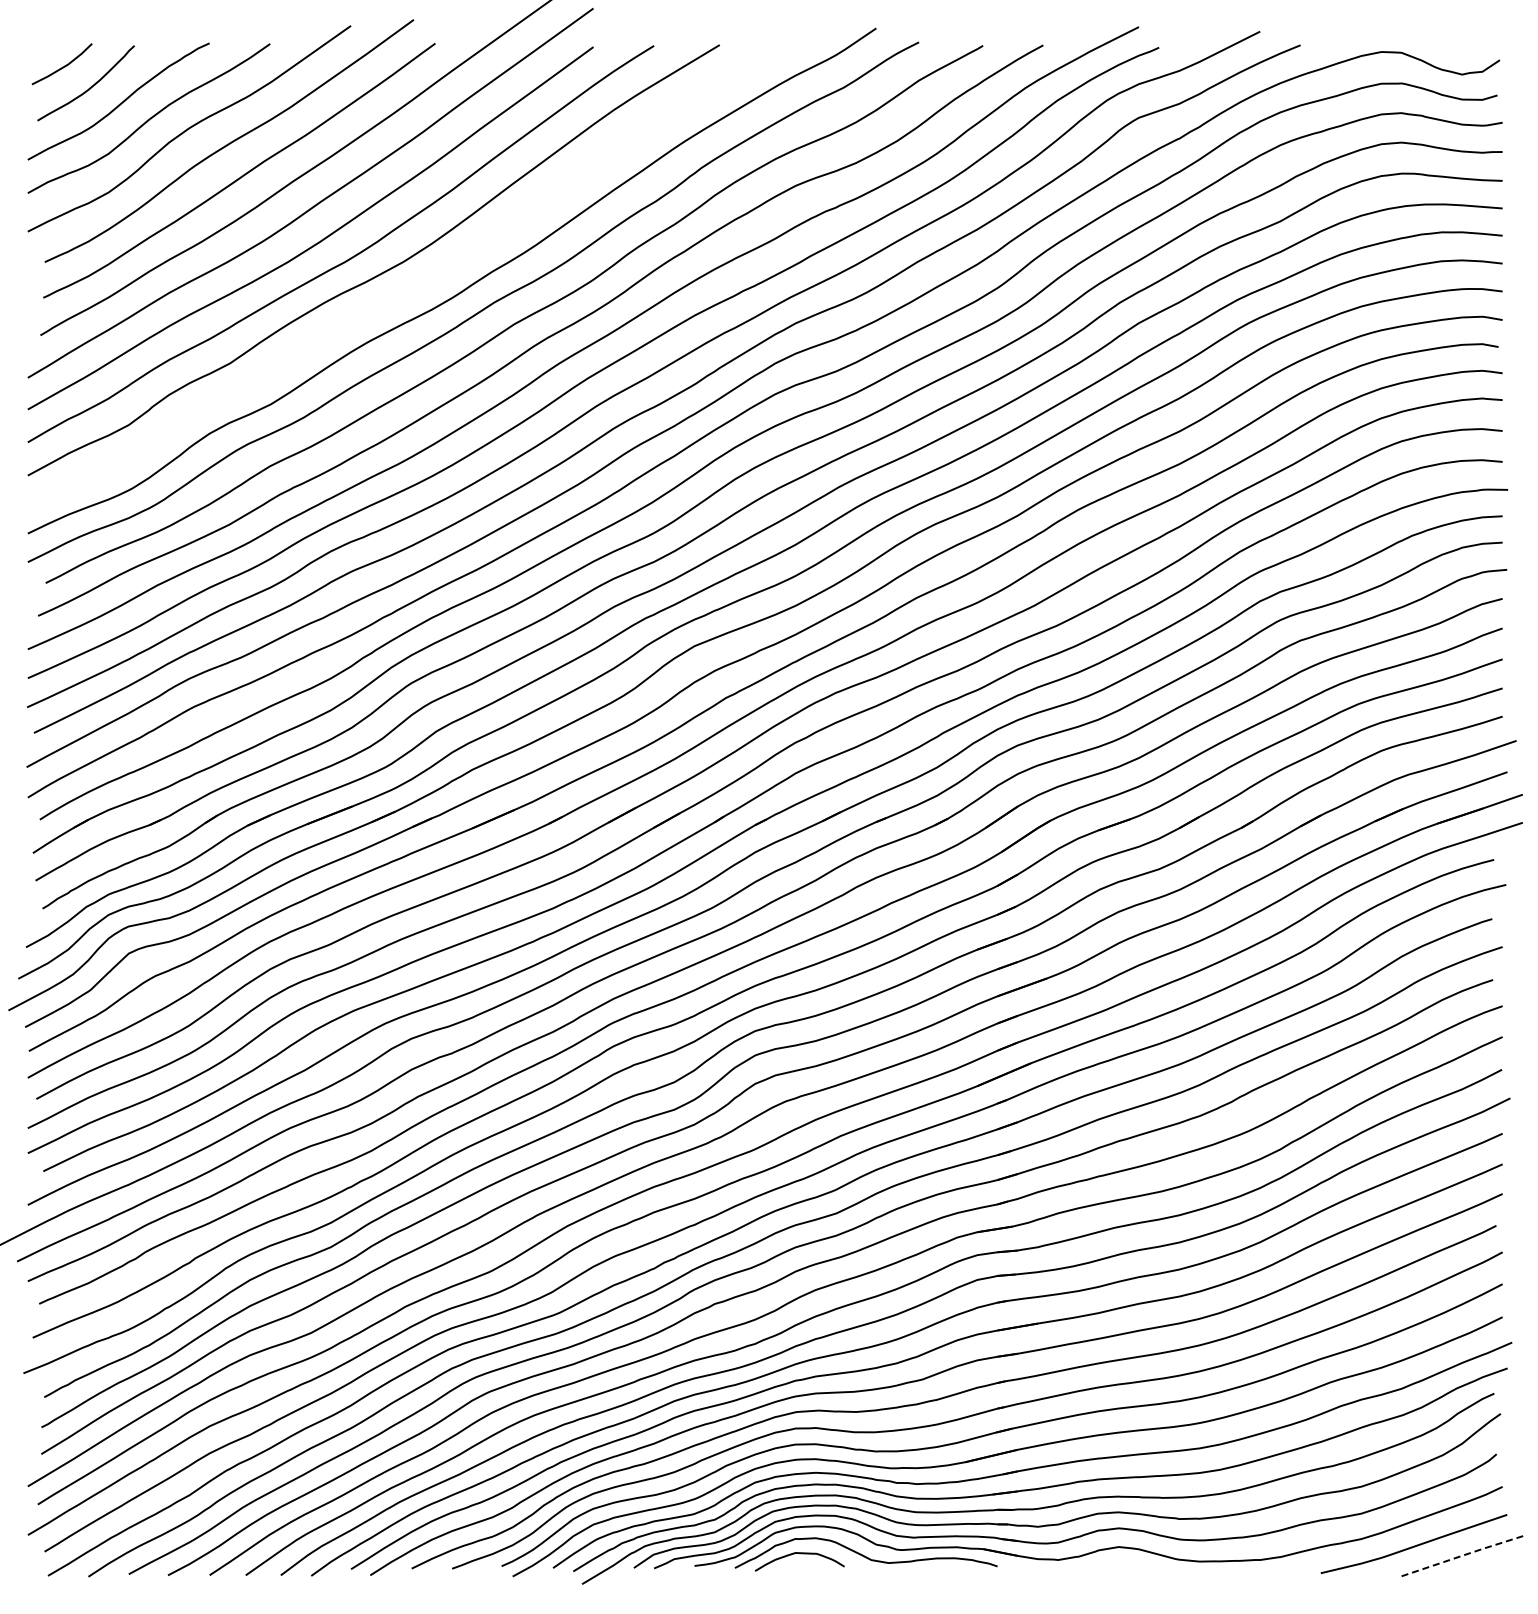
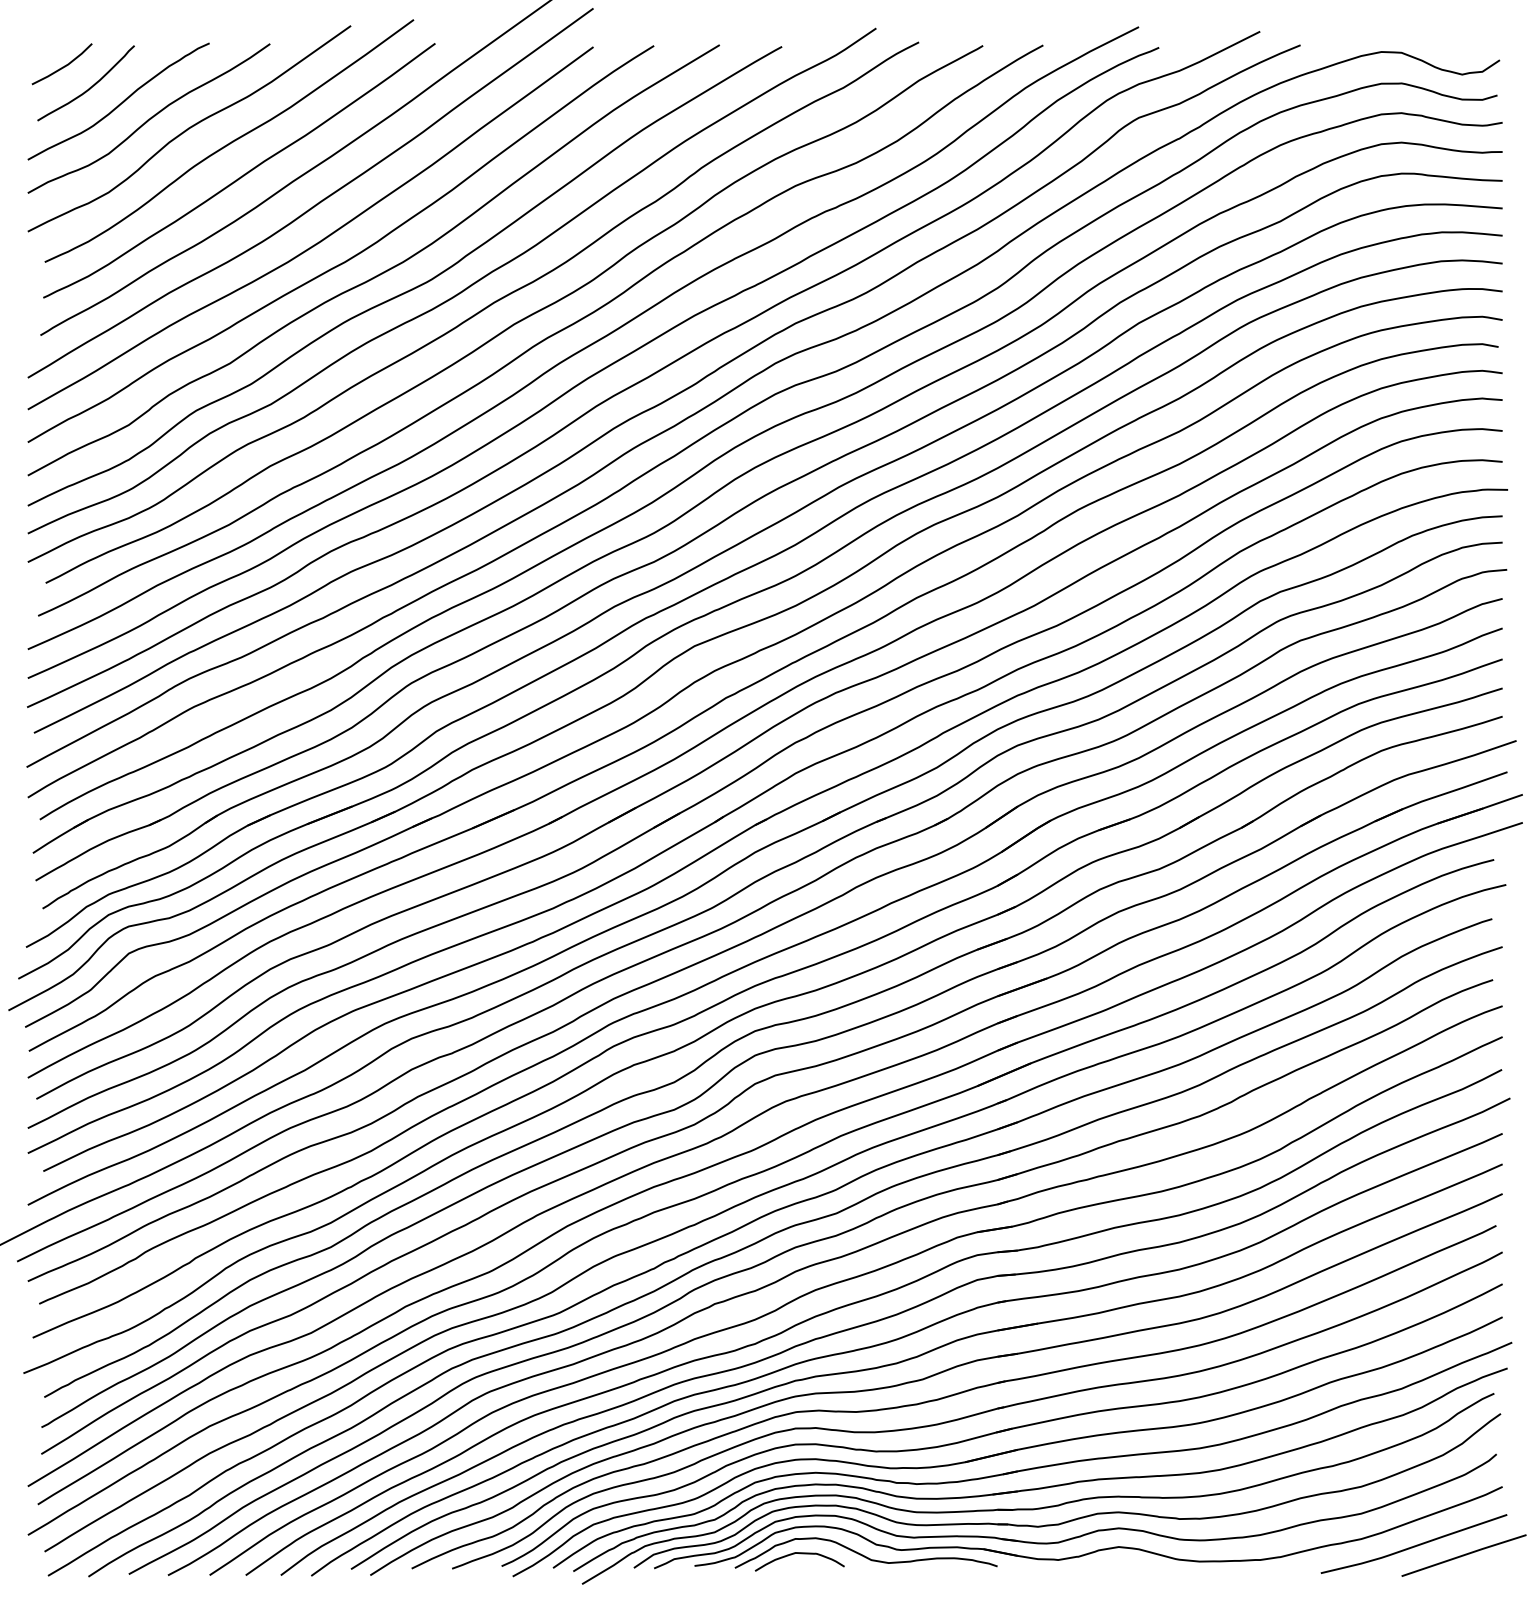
curve: none -> present (411, 288)
line: dashed -> solid (1464, 1555)
